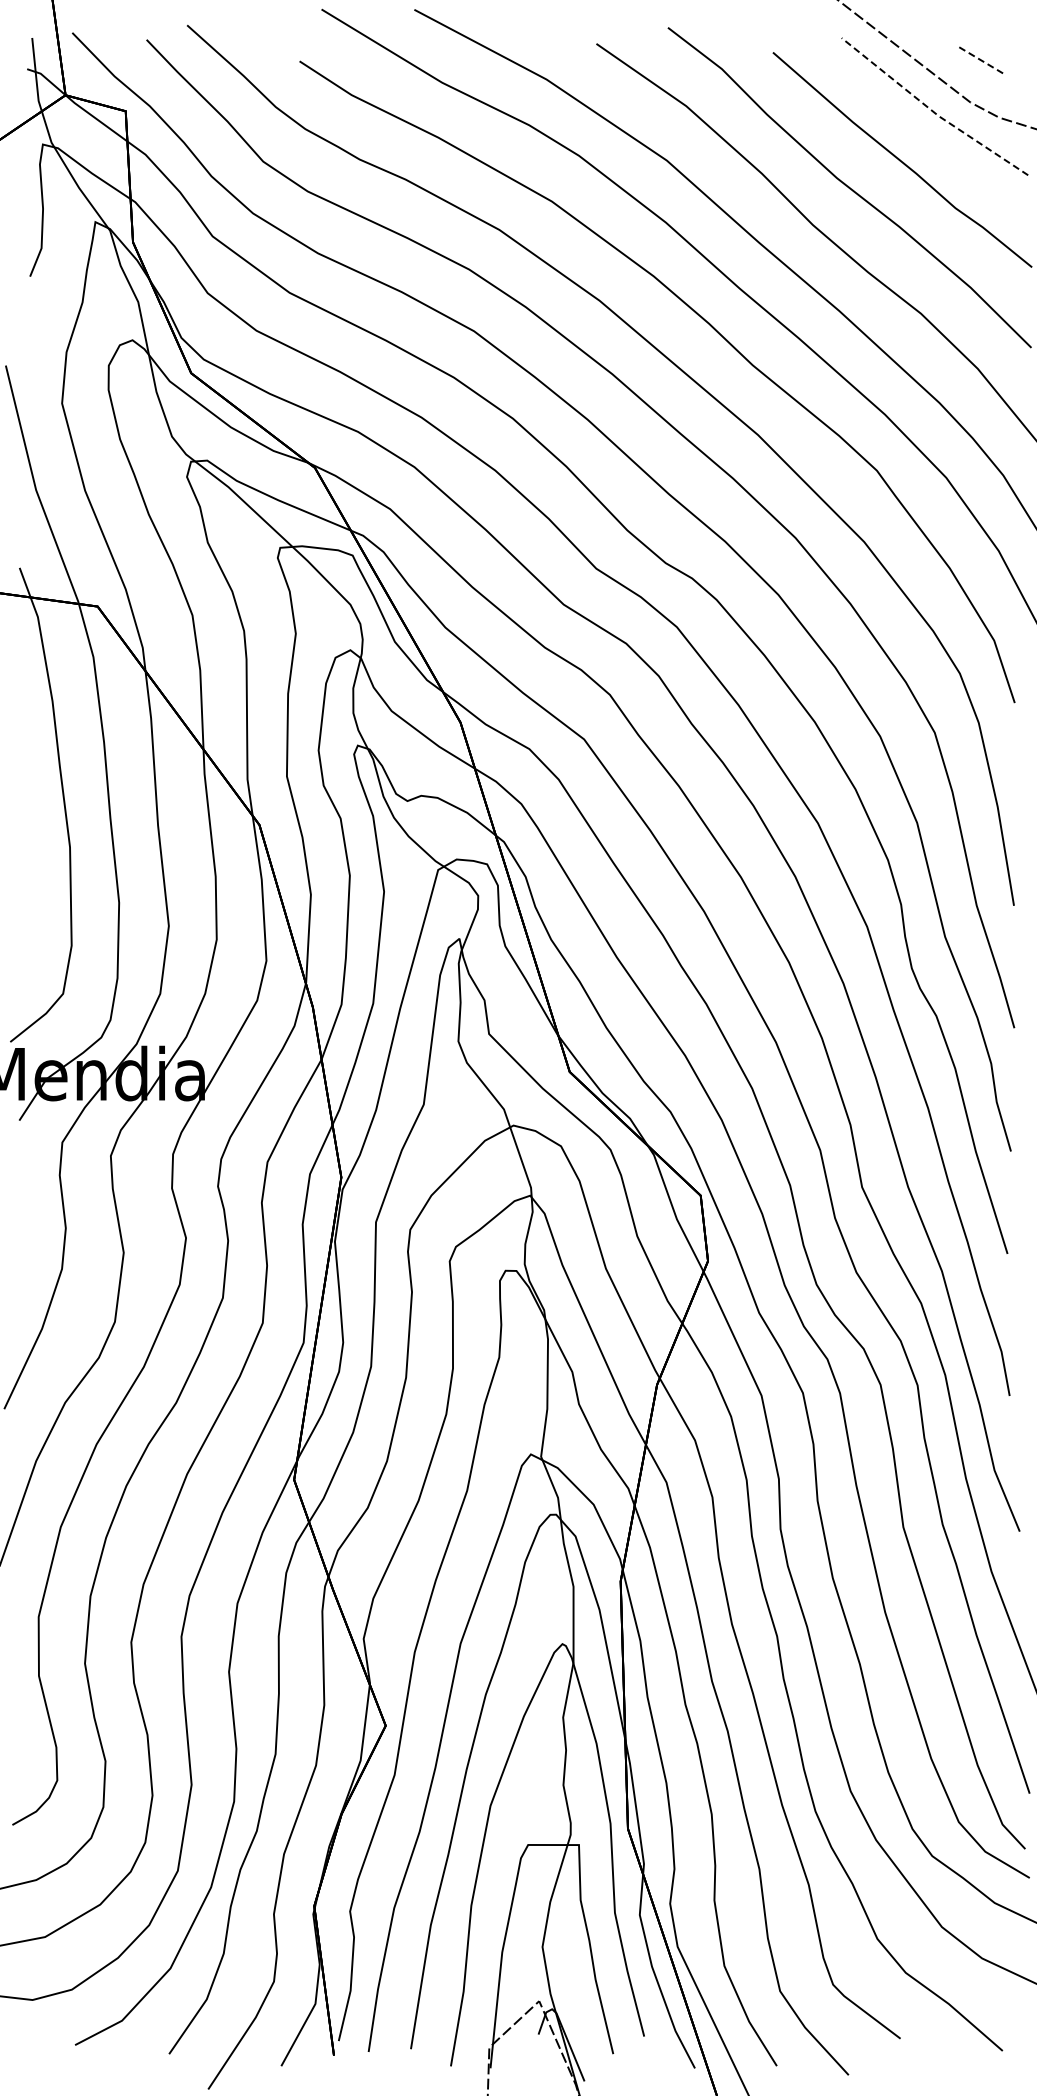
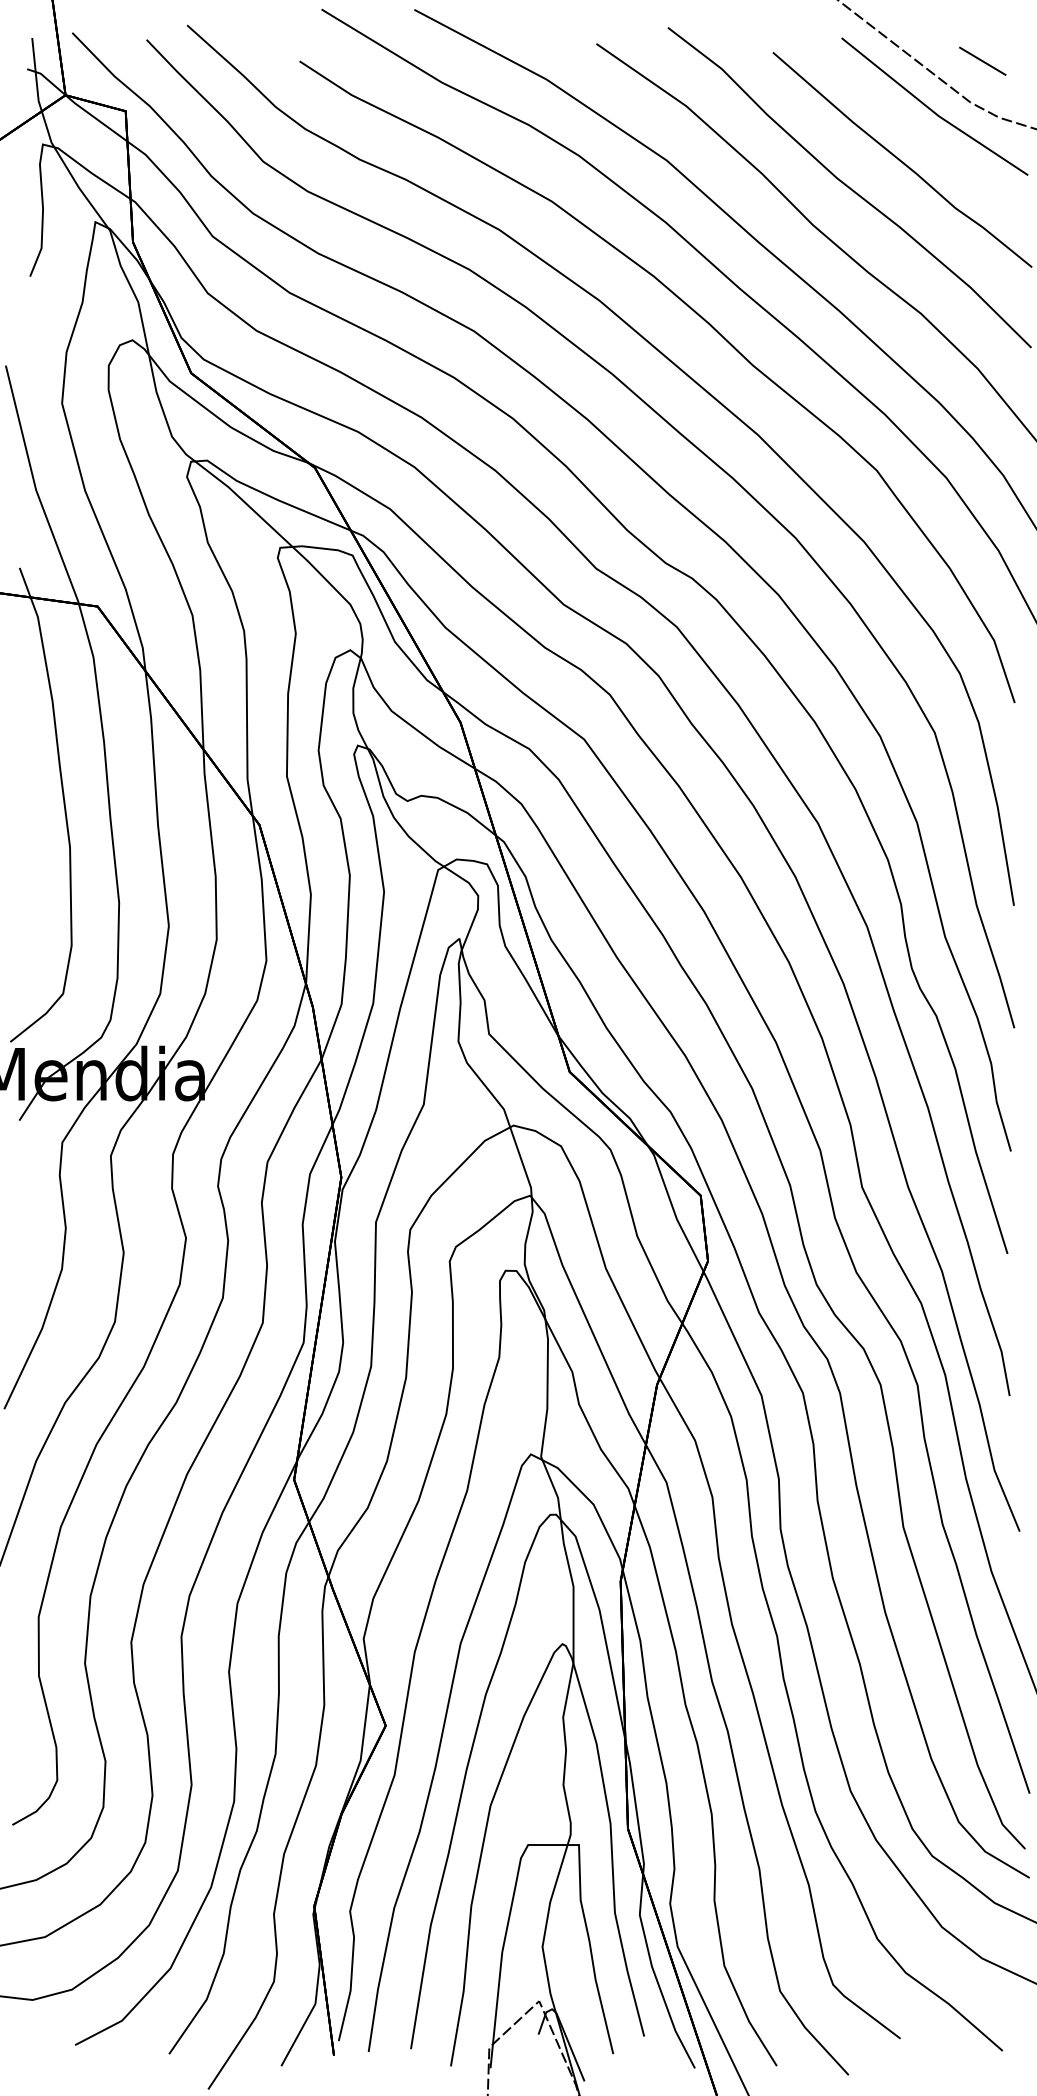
line: dashed -> solid (983, 61)
line: dashed -> solid (932, 111)
